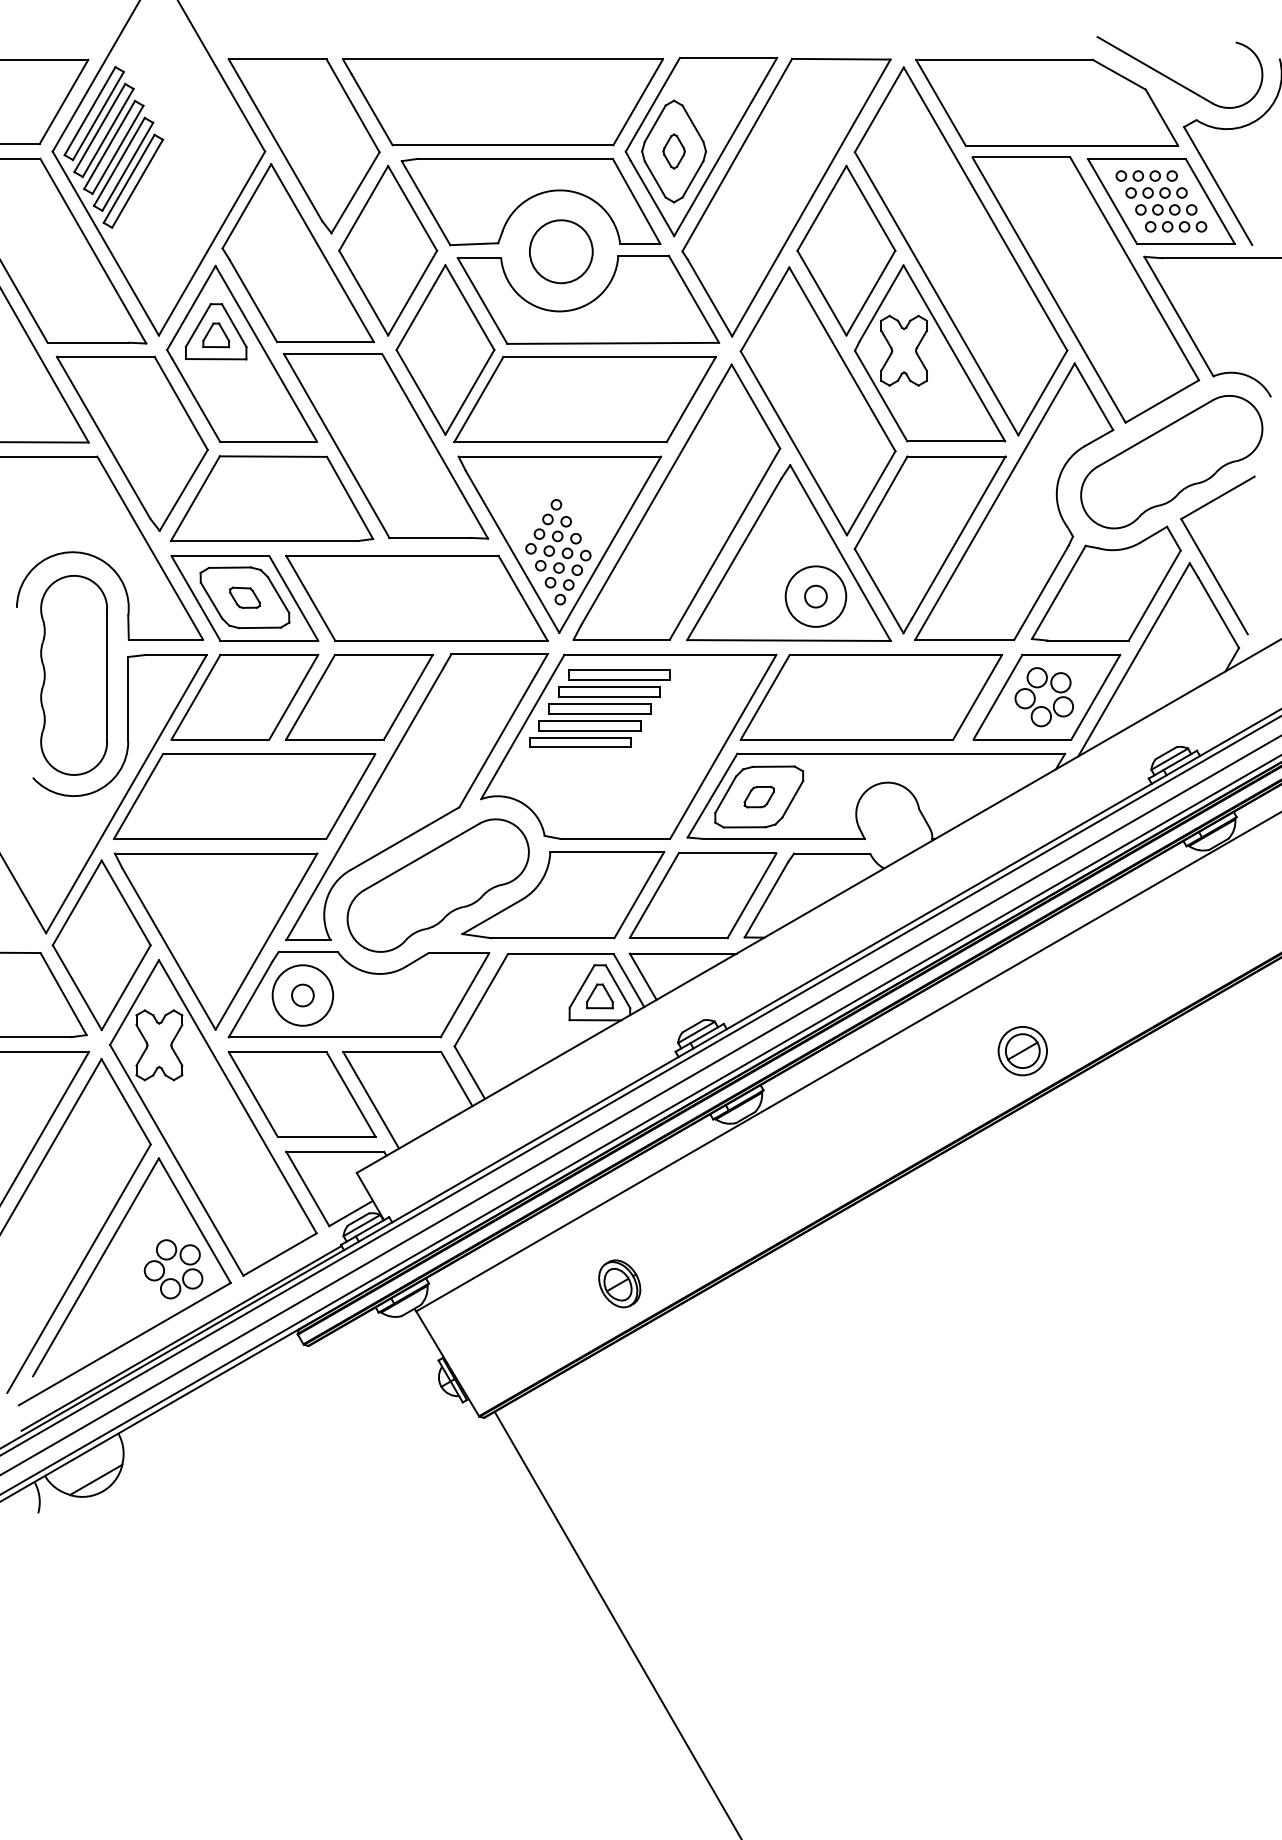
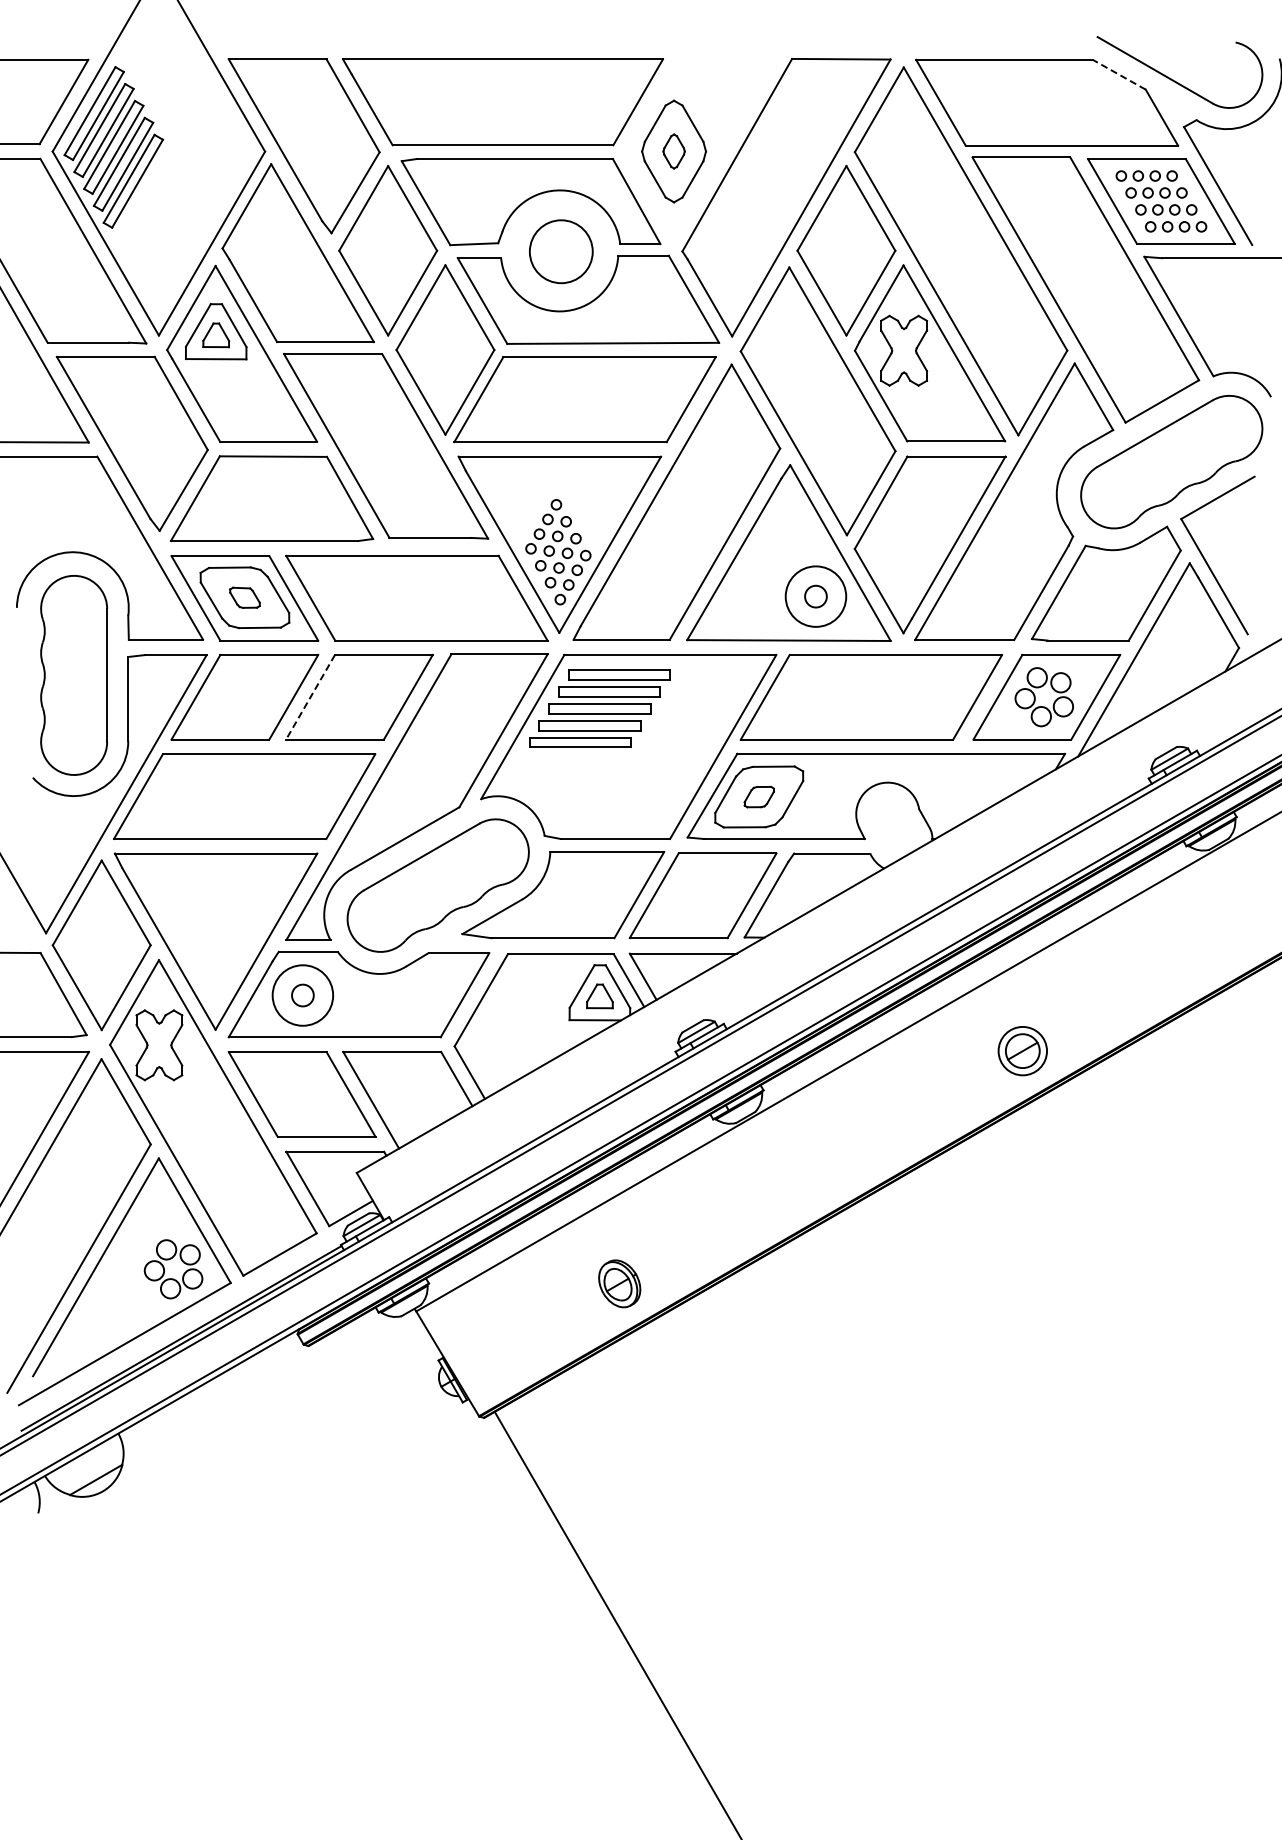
line: solid -> dashed (1118, 74)
part: present -> none (701, 146)
line: solid -> dashed (310, 697)
line: present -> none (640, 1105)
